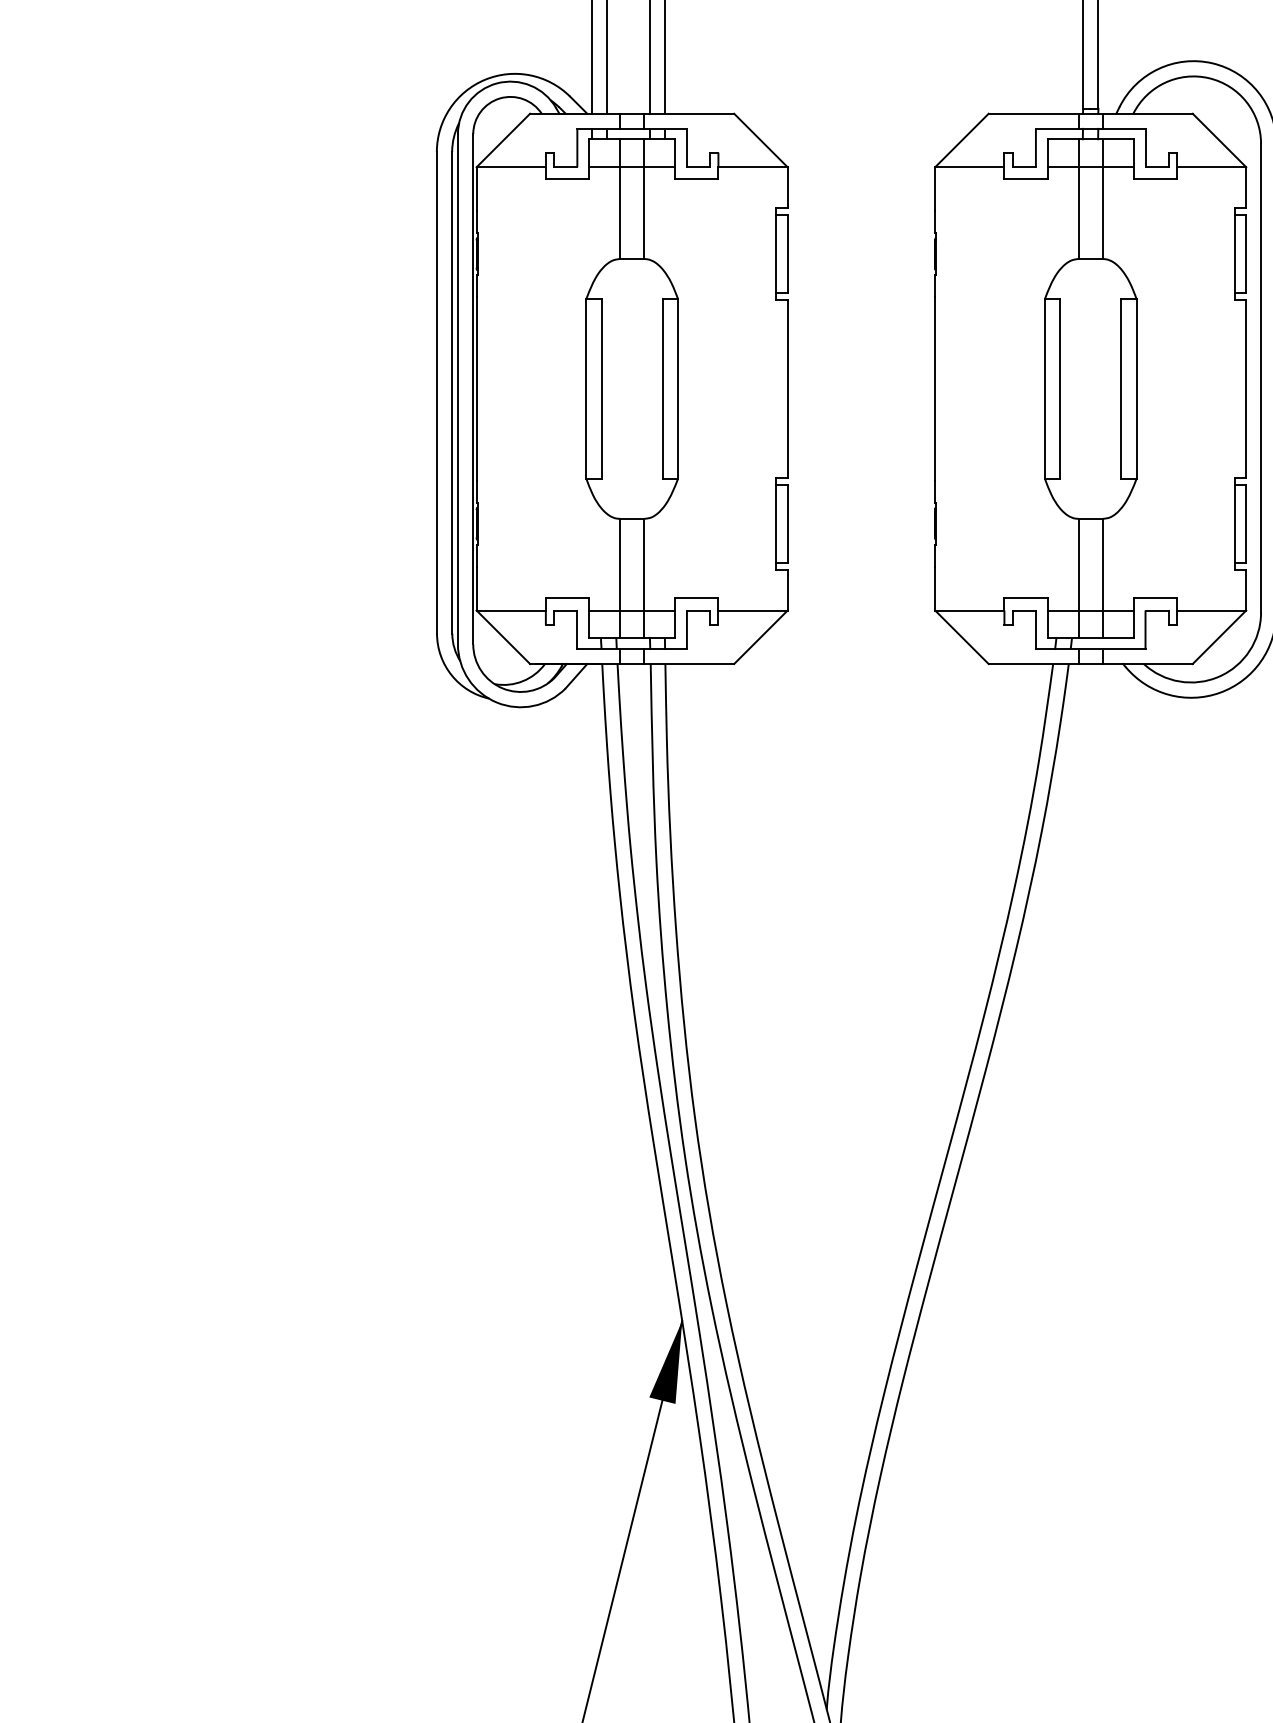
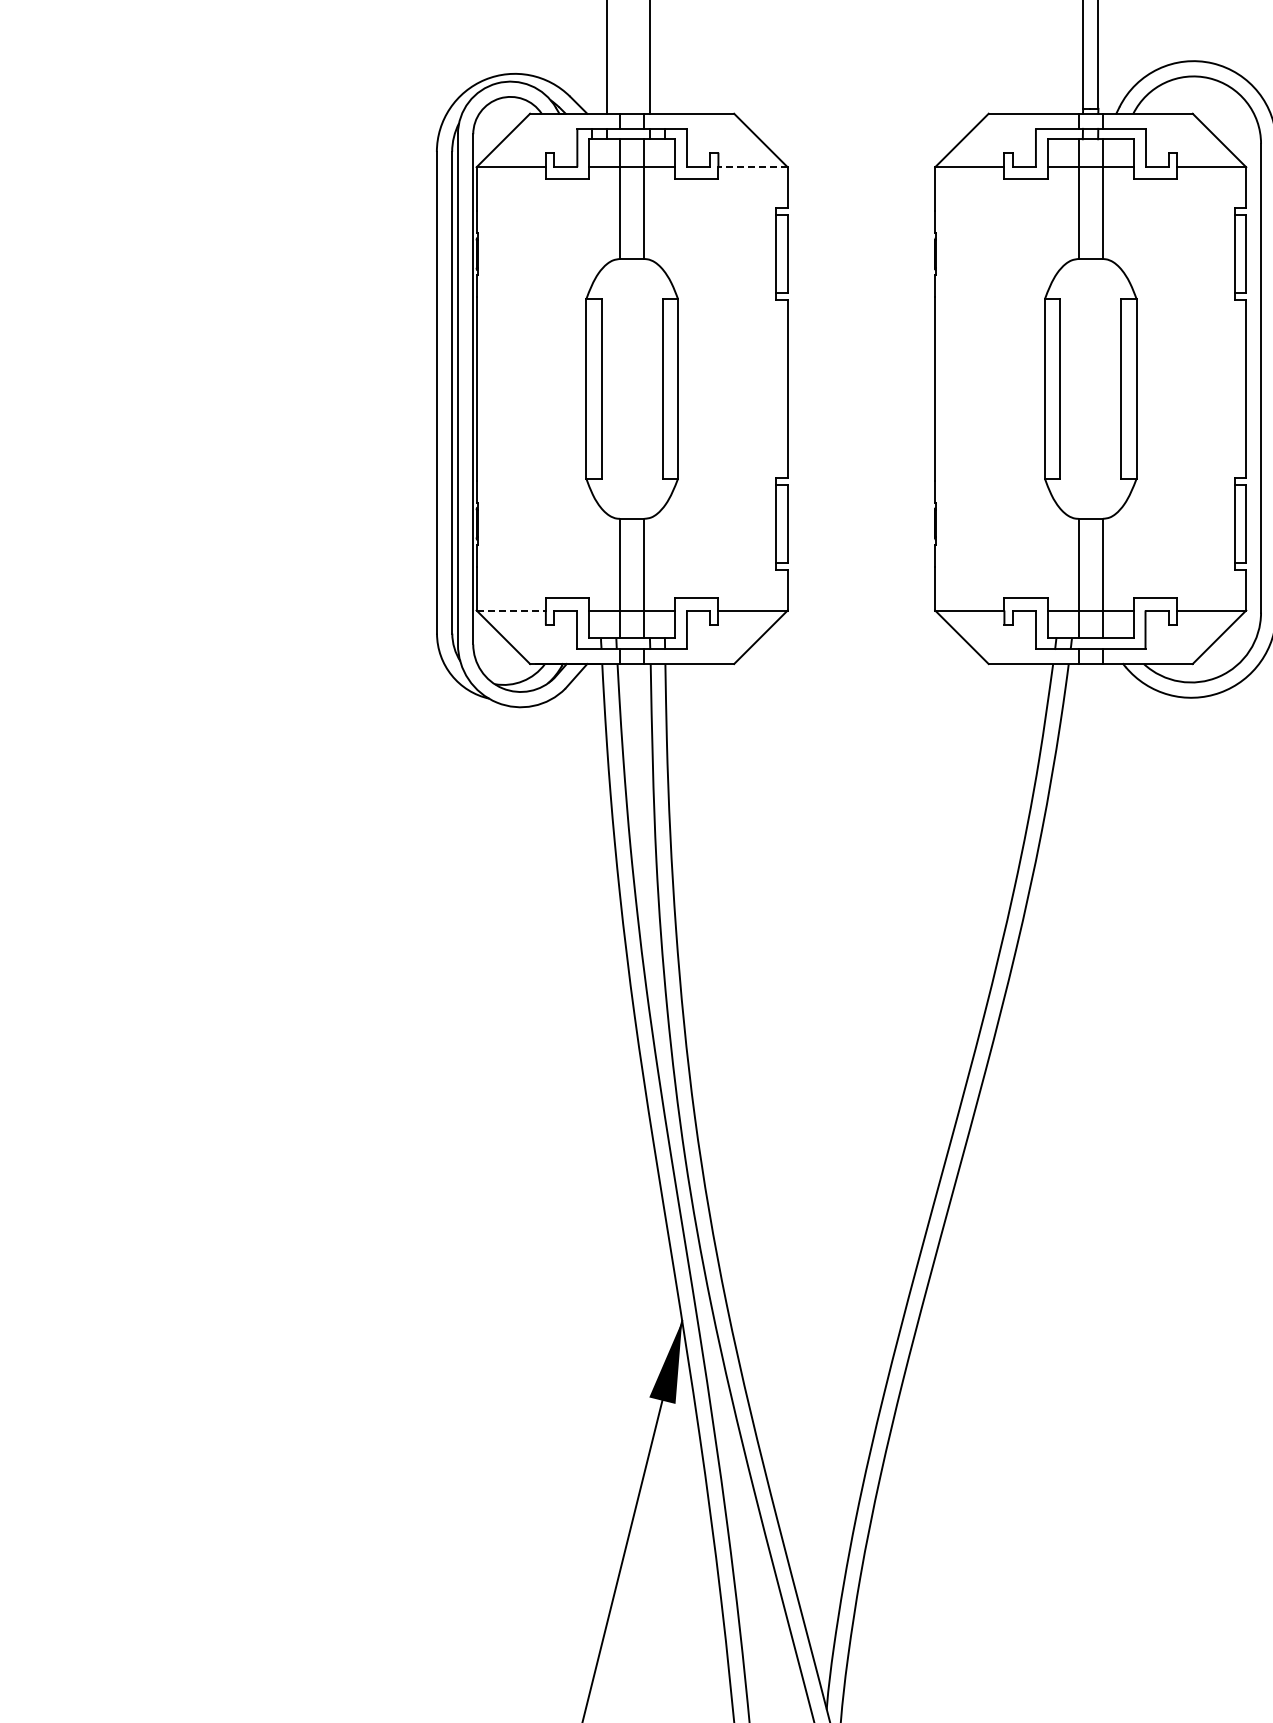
line: present -> none (591, 57)
line: present -> none (665, 57)
line: solid -> dashed (753, 167)
line: solid -> dashed (511, 610)
